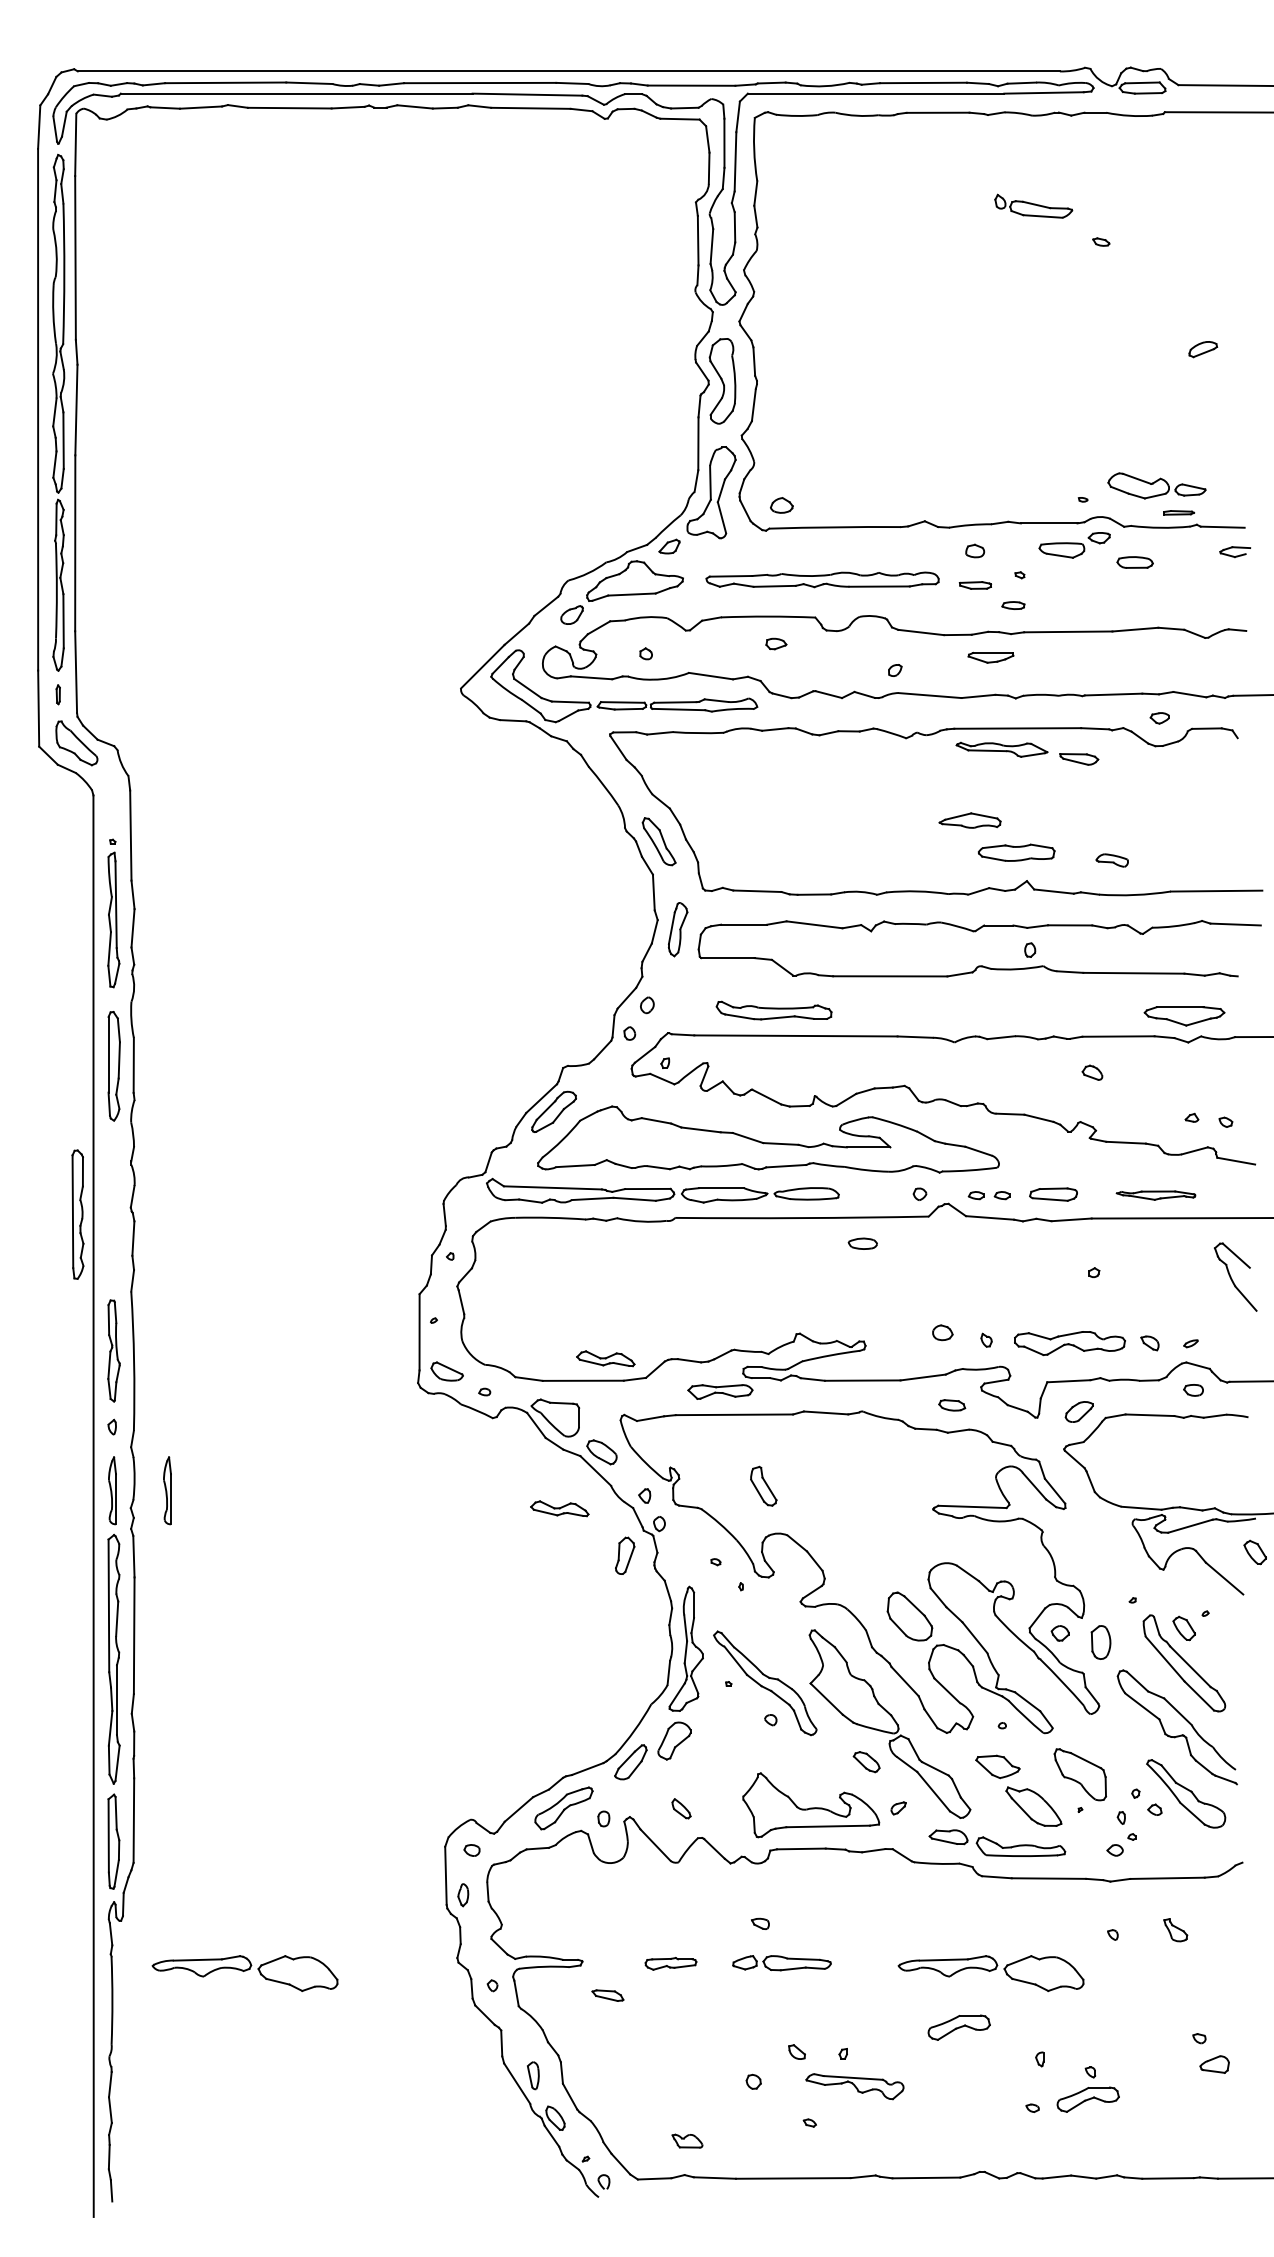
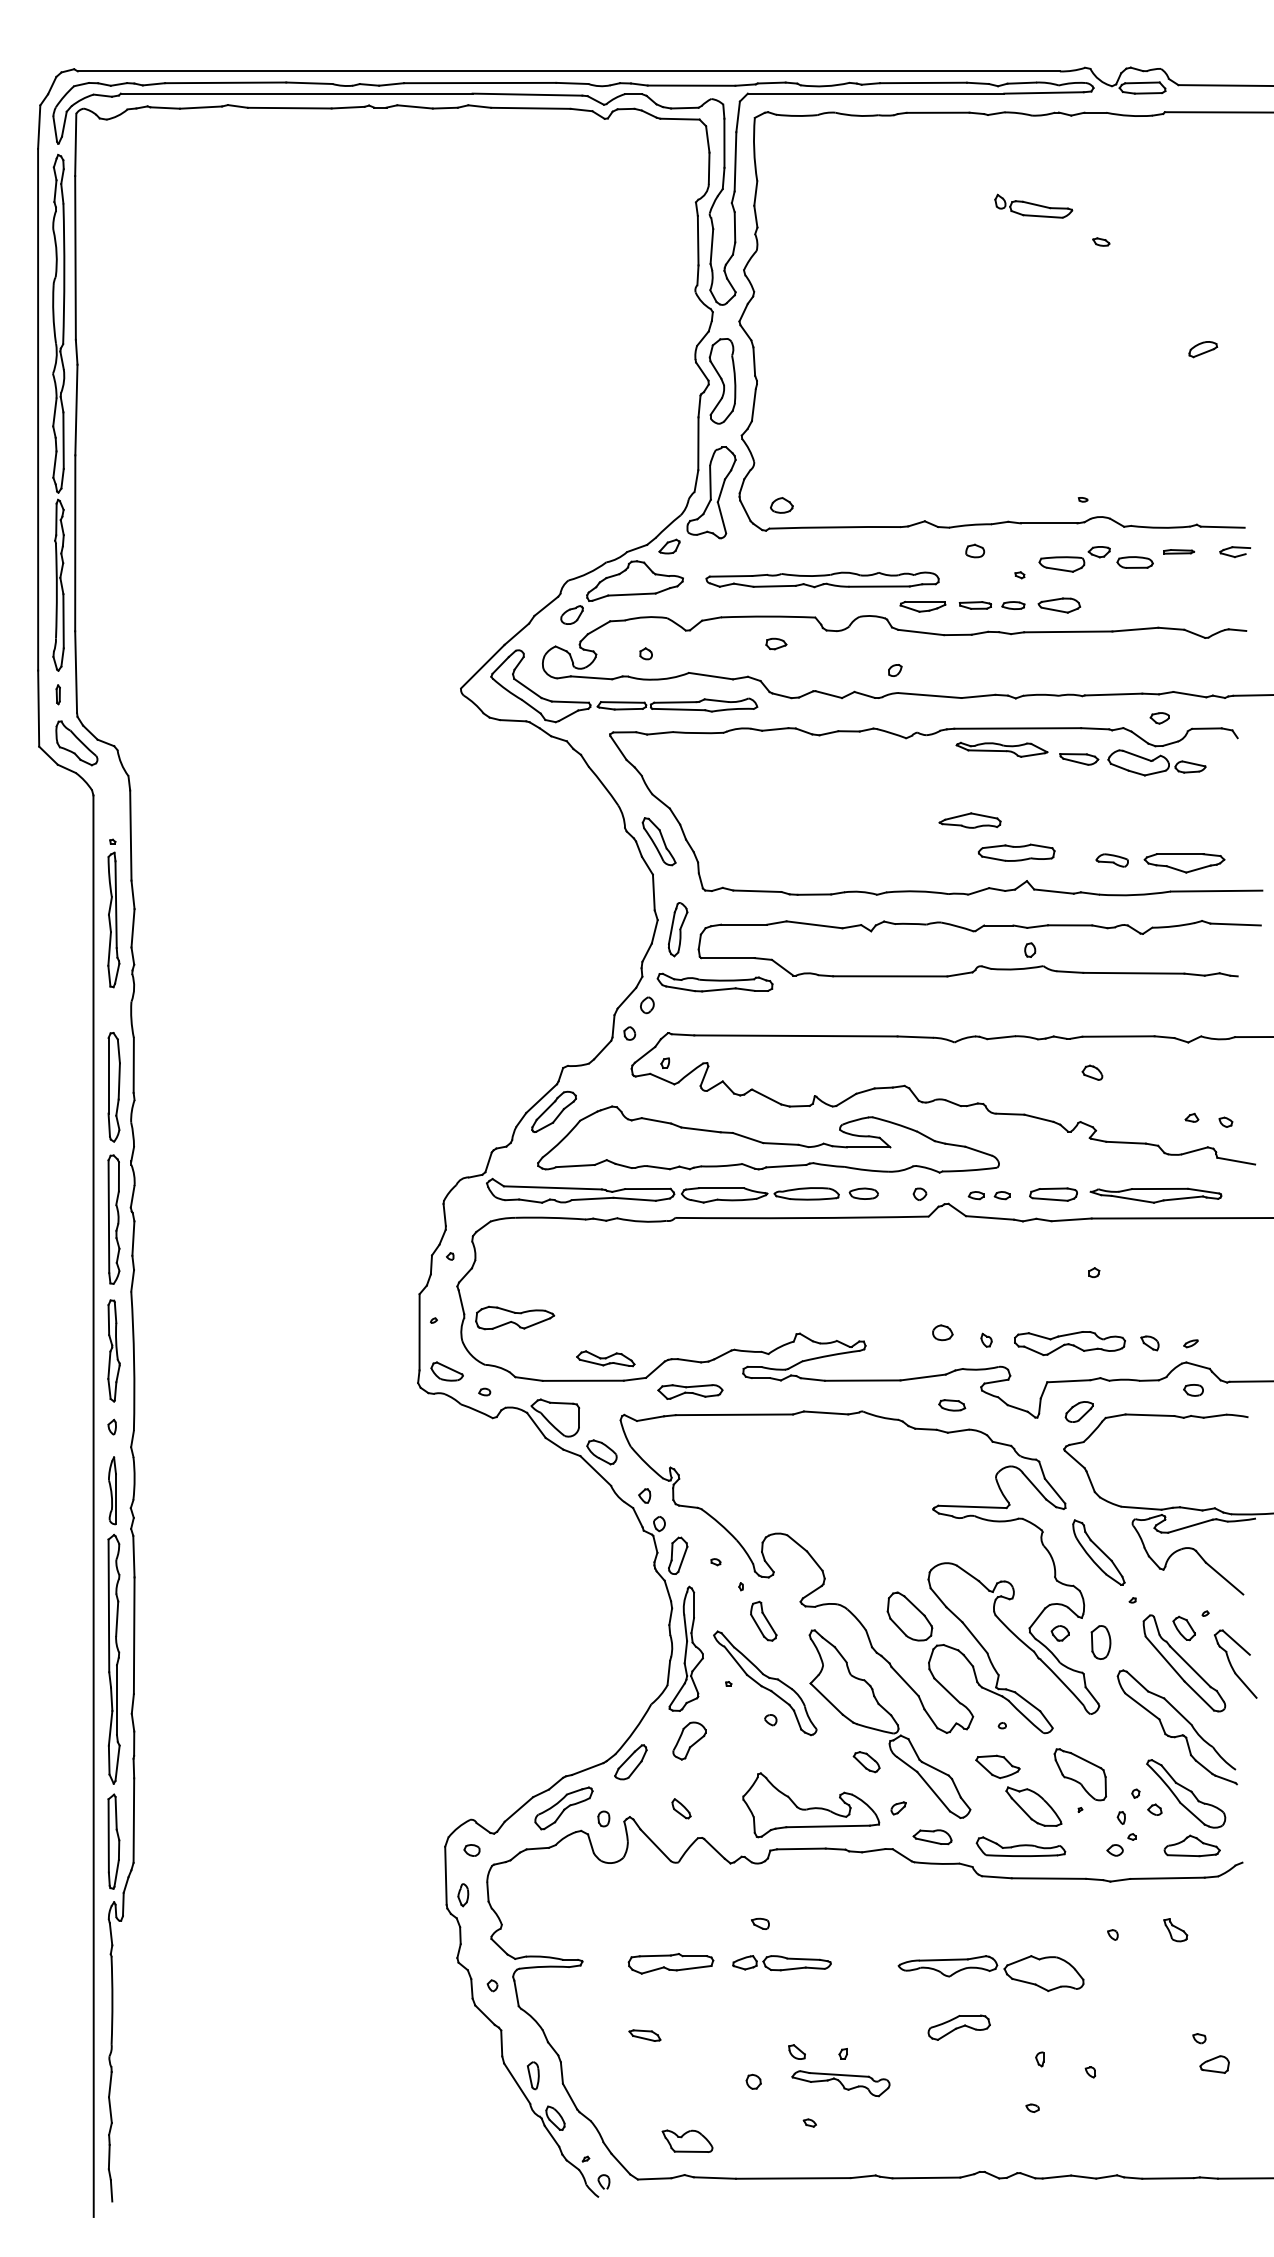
part position: (1156, 485) -> (1156, 762) (1156, 762)
part position: (1179, 512) -> (1179, 551) (1179, 551)
part position: (1074, 545) -> (1074, 559) (1074, 559)
part position: (974, 585) -> (974, 605) (974, 605)
part: none -> present (1059, 605)
part position: (990, 657) -> (922, 606) (922, 606)
part position: (773, 1010) -> (714, 982) (714, 982)
part position: (1184, 1016) -> (1184, 863) (1184, 863)
part position: (113, 1066) -> (113, 1087) (113, 1087)
part size: 82x11 px -> 134x17 px (1155, 1195)
part position: (77, 1214) -> (113, 1219) (113, 1219)
part position: (862, 1243) -> (863, 1193) (863, 1193)
part position: (1235, 1276) -> (1235, 1663) (1235, 1663)
part: none -> present (515, 1317)
part position: (720, 1391) -> (690, 1391) (690, 1391)
part position: (763, 1485) -> (763, 1620) (763, 1620)
part: present -> none (167, 1490)
part: present -> none (559, 1508)
part: none -> present (1098, 1552)
part: present -> none (1254, 1552)
part position: (625, 1555) -> (678, 1555) (678, 1555)
part position: (674, 1740) -> (689, 1740) (689, 1740)
part position: (948, 1837) -> (932, 1837) (932, 1837)
part: none -> present (1191, 1845)
part size: 54x14 px -> 88x22 px (670, 1963)
part: present -> none (244, 1973)
part position: (607, 1995) -> (644, 2035) (644, 2035)
part position: (854, 2086) -> (840, 2083) (840, 2083)
part: present -> none (1087, 2099)
part size: 33x16 px -> 53x24 px (687, 2140)
